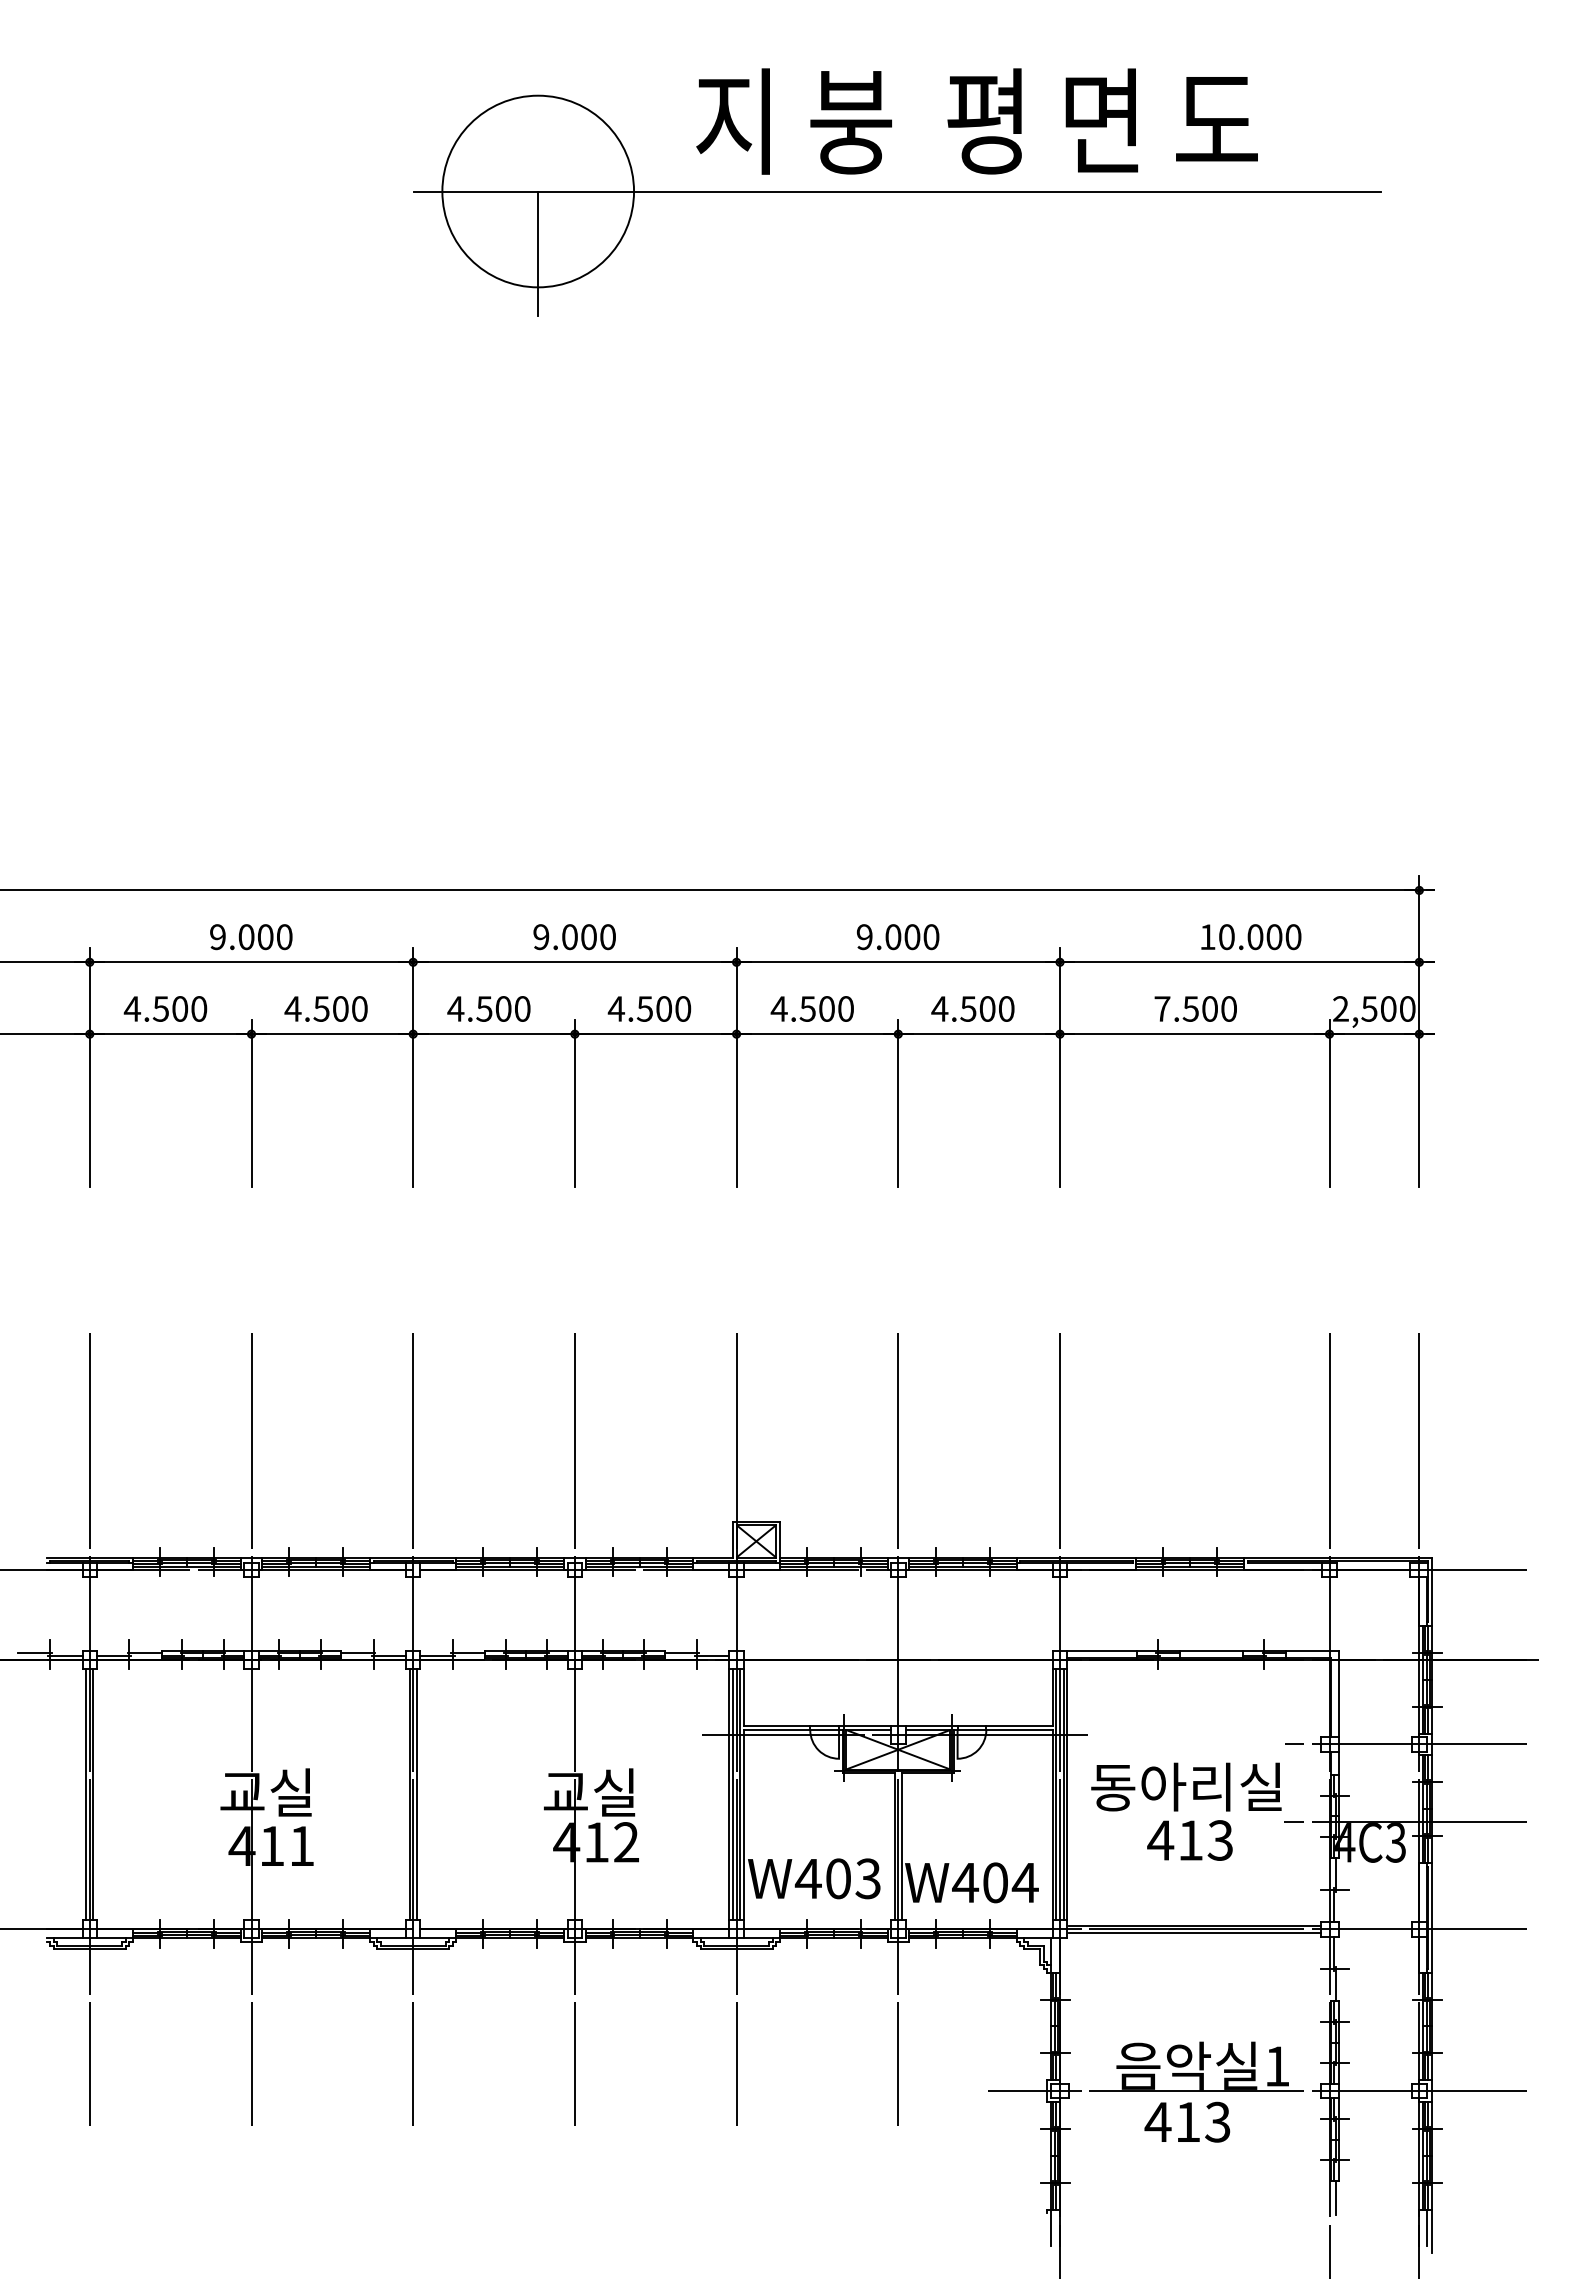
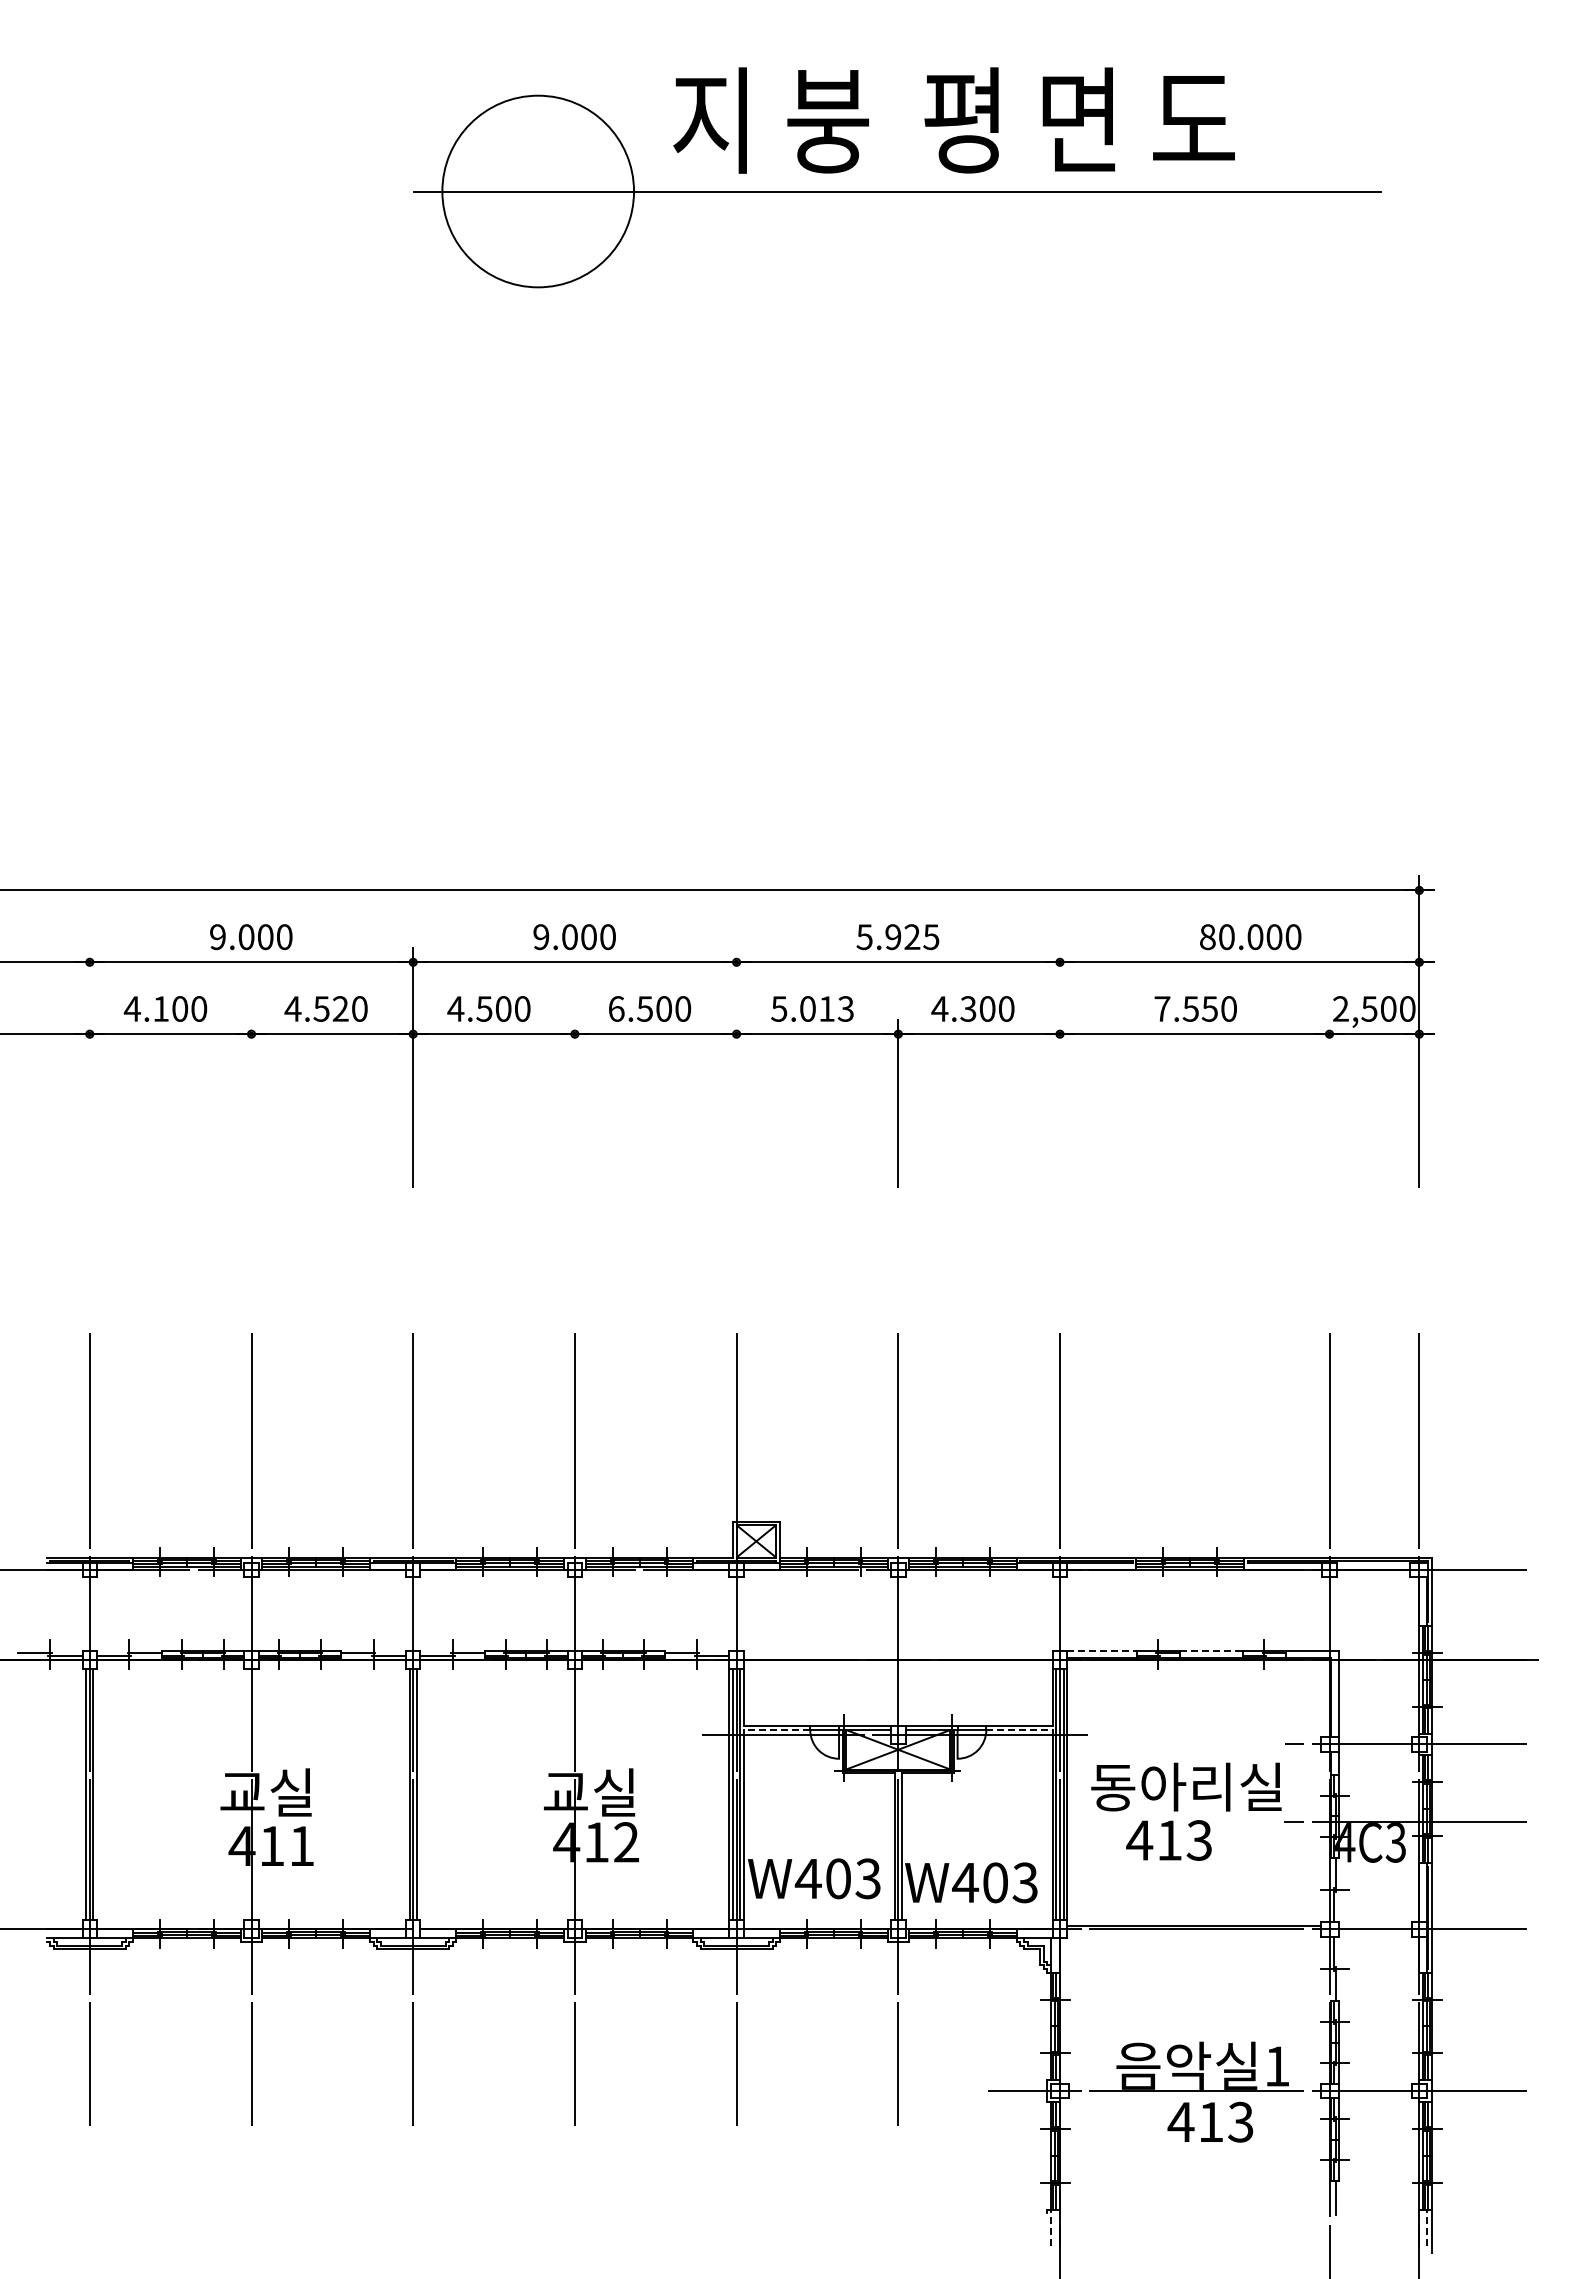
text position: (976, 121) -> (953, 120) (953, 120)
line: present -> none (538, 253)
text: 9.000 -> 5.925 (897, 937)
text: 10.000 -> 80.000 (1207, 937)
text: 4.500 -> 4.100 (160, 1008)
text: 4.500 -> 4.520 (340, 1008)
text: 4.500 -> 6.500 (616, 1008)
text: 4.500 -> 5.013 (811, 1008)
text: 4.500 -> 4.300 (968, 1008)
text: 7.500 -> 7.550 (1209, 1008)
line: present -> none (89, 1066)
line: present -> none (736, 1066)
line: present -> none (1060, 1066)
line: present -> none (251, 1102)
line: present -> none (574, 1102)
line: present -> none (1329, 1102)
line: solid -> dashed (1101, 1650)
line: solid -> dashed (1211, 1650)
line: solid -> dashed (776, 1730)
line: solid -> dashed (1020, 1730)
text position: (1189, 1840) -> (1168, 1840) (1168, 1840)
text: W404 -> W403 (1024, 1882)
line: present -> none (1194, 1933)
text position: (1187, 2121) -> (1210, 2121) (1210, 2121)
line: solid -> dashed (1051, 2227)
line: solid -> dashed (1426, 2227)
